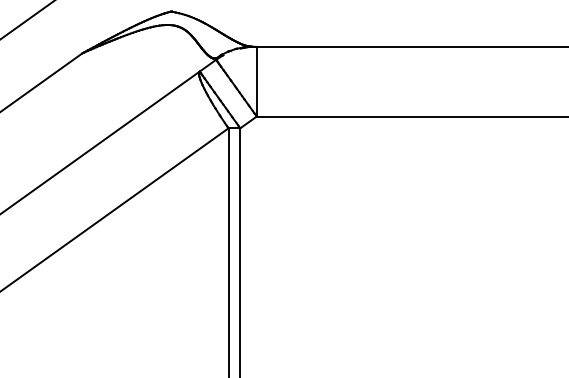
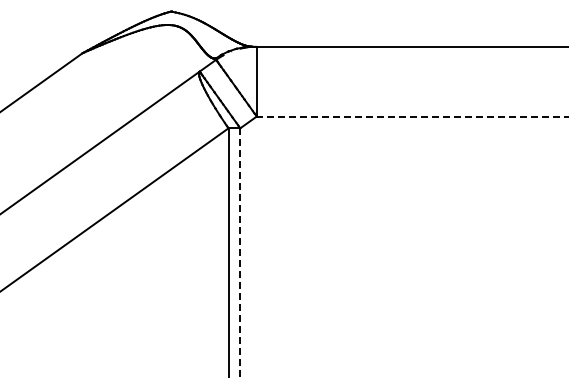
line: present -> none (27, 20)
line: solid -> dashed (412, 116)
line: solid -> dashed (240, 253)
